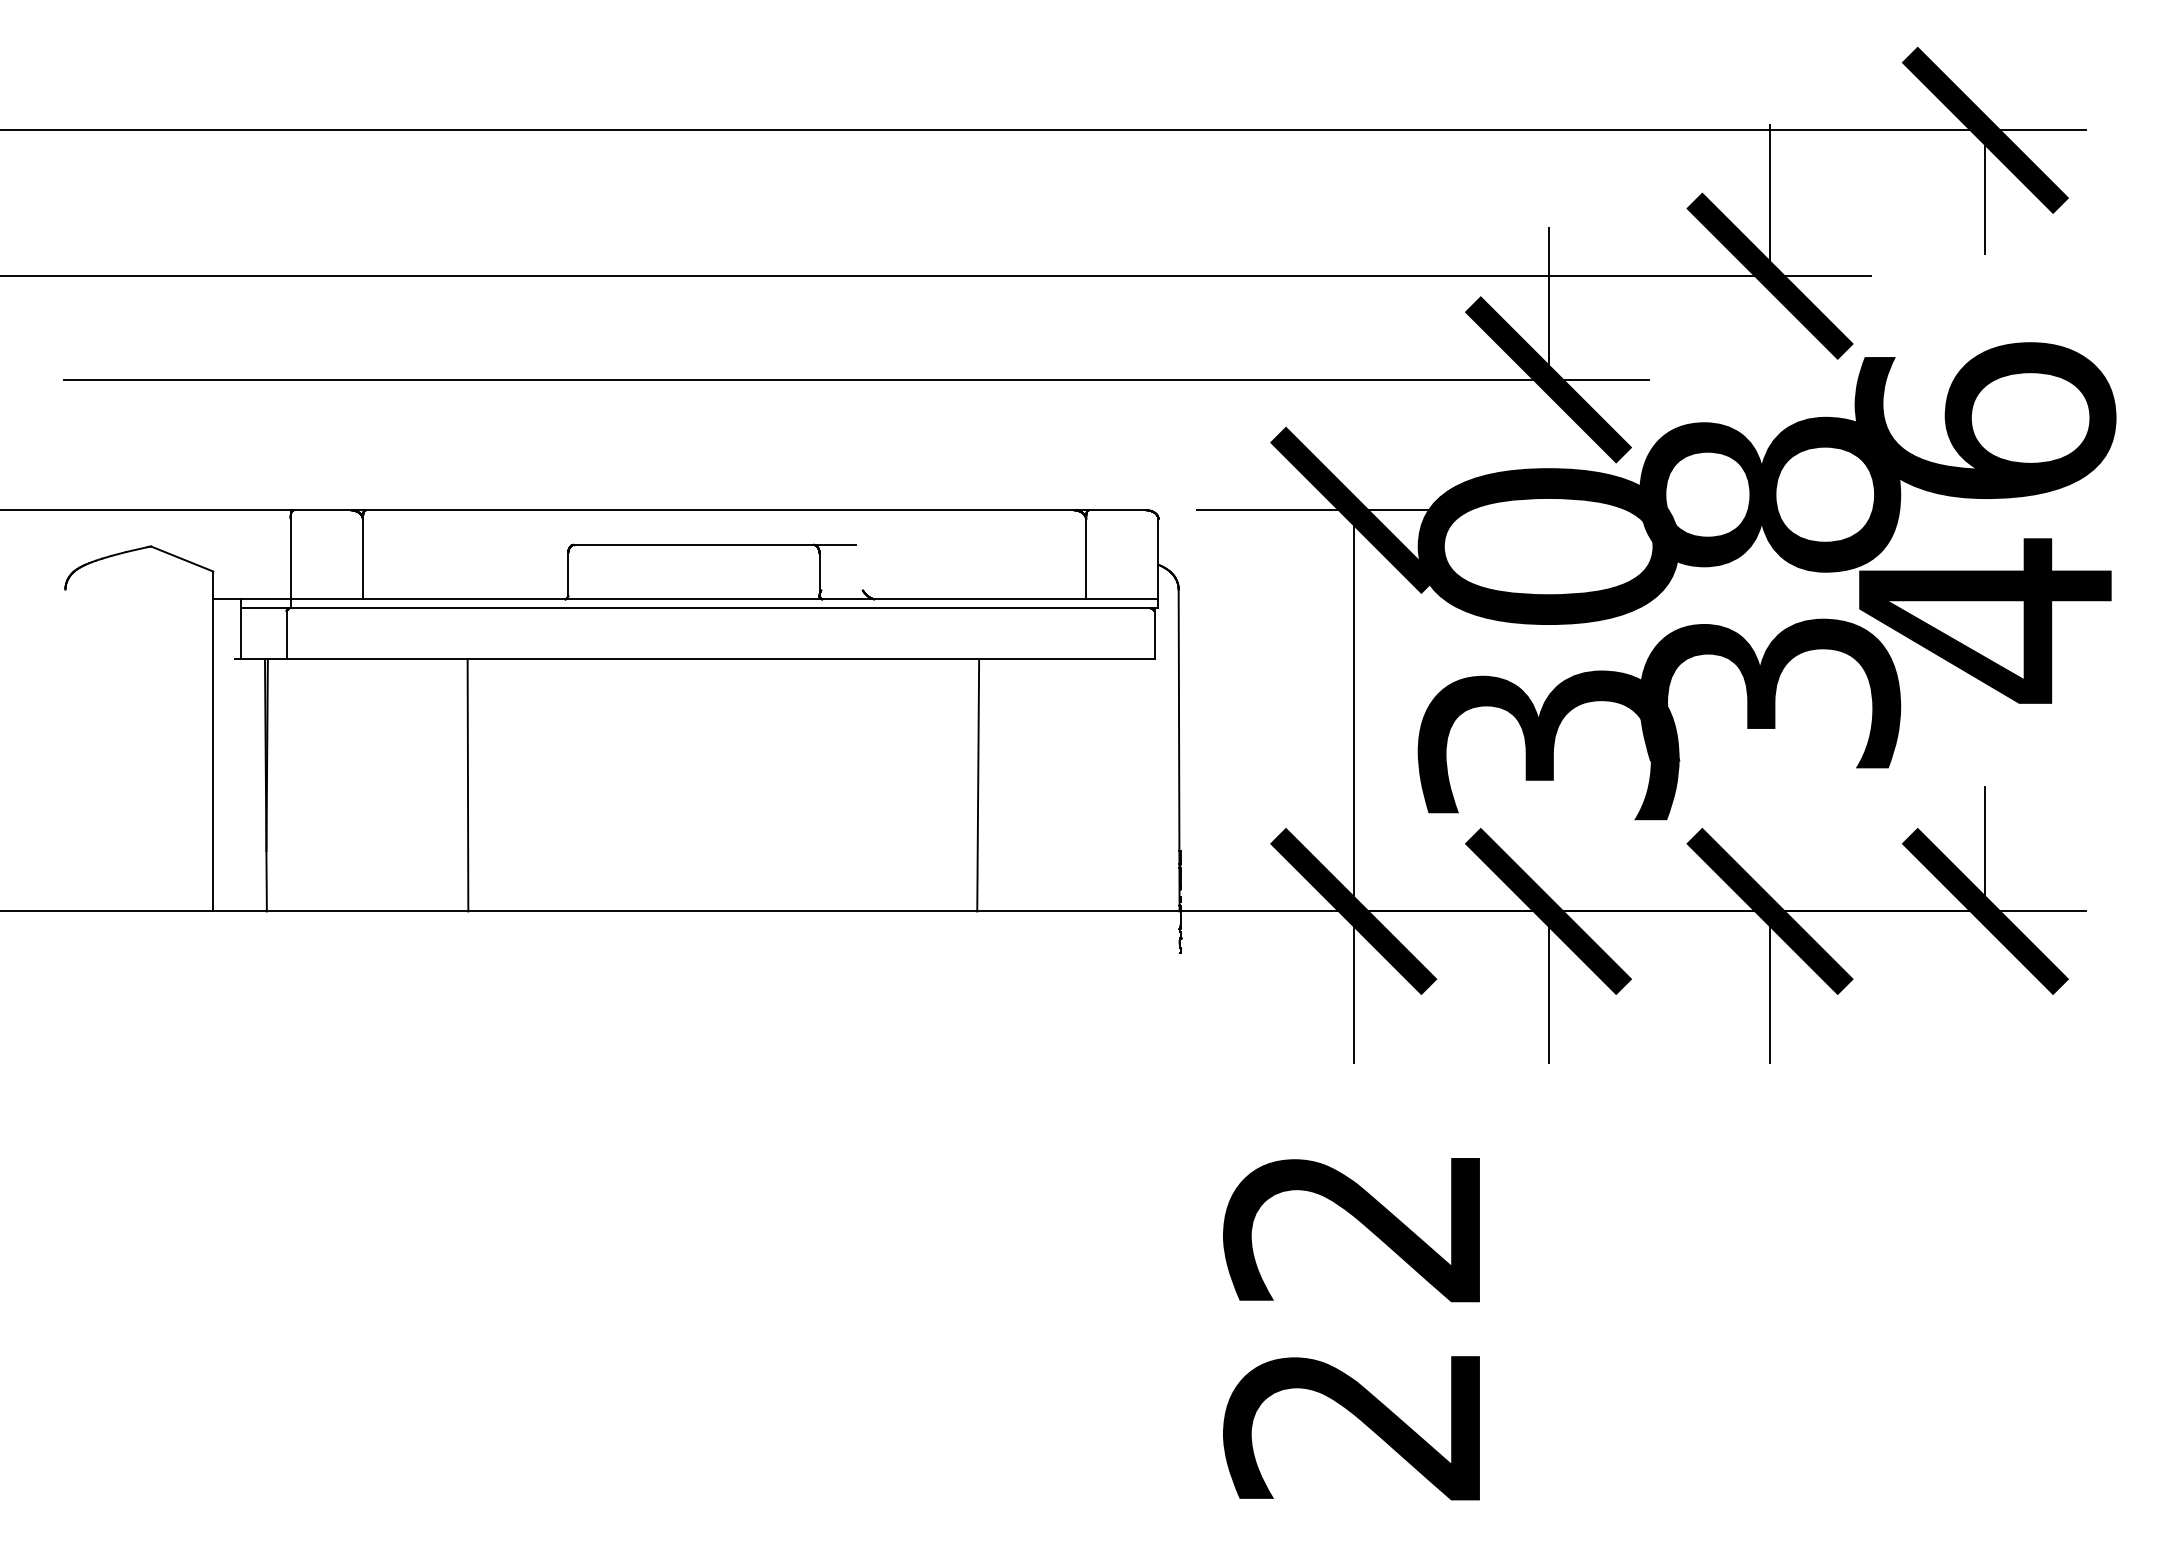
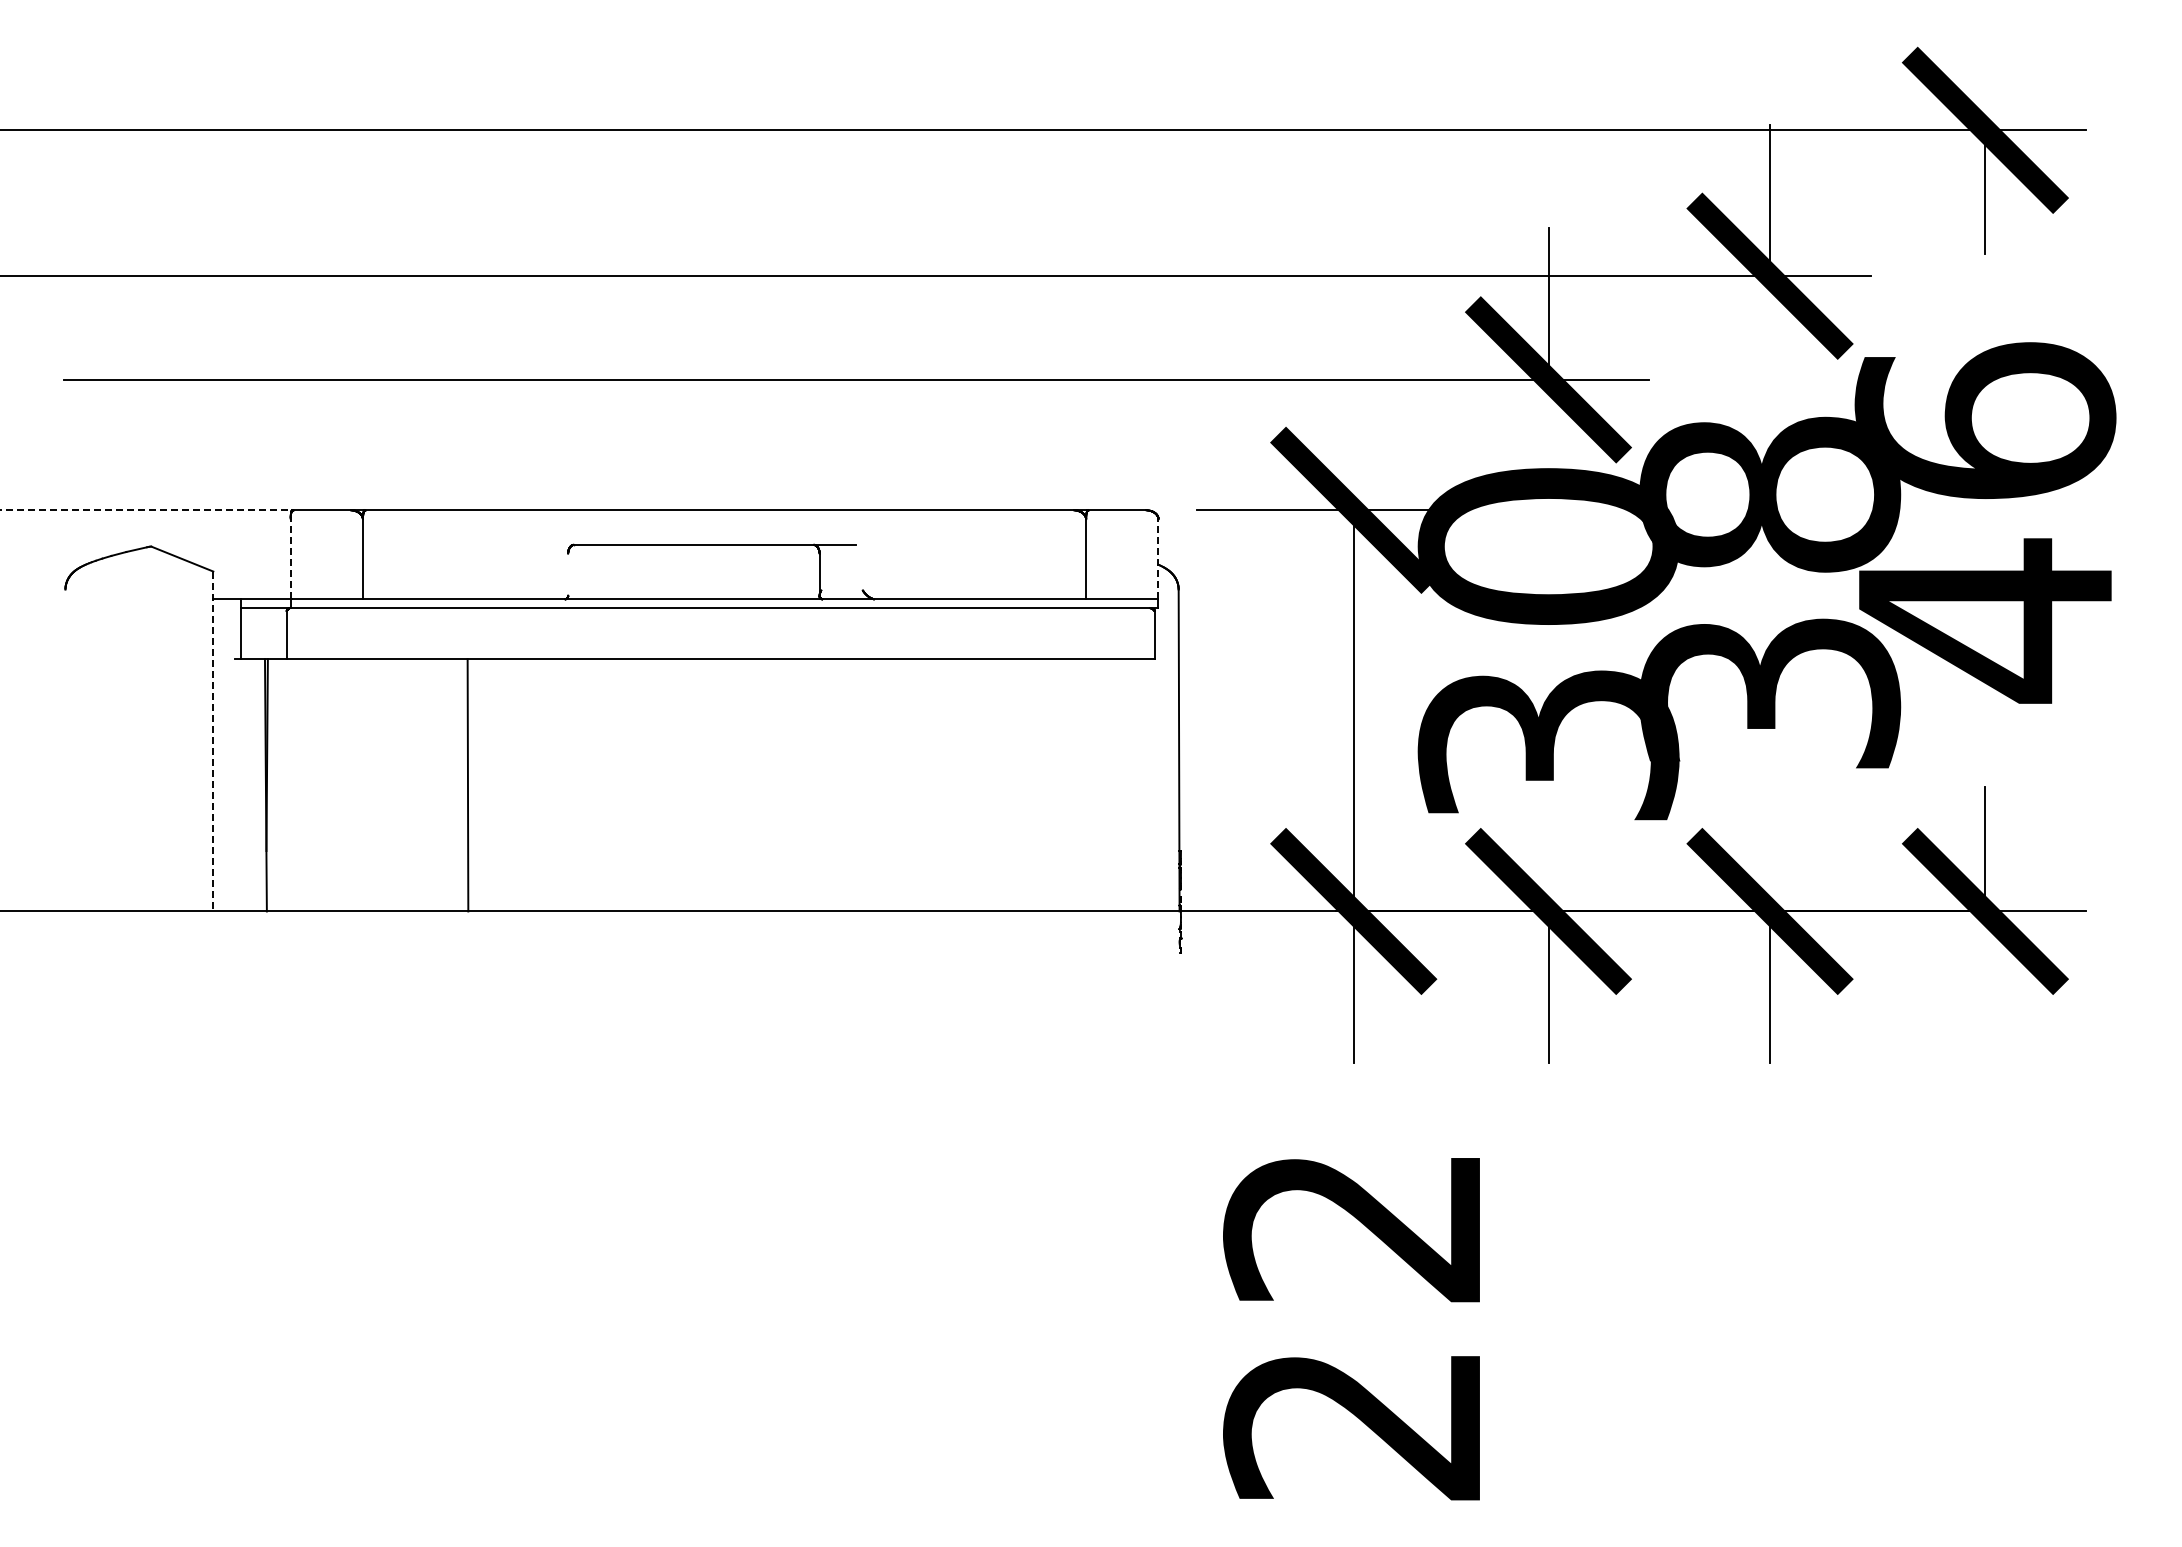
line: solid -> dashed (146, 510)
line: solid -> dashed (290, 558)
line: solid -> dashed (1158, 558)
line: present -> none (568, 574)
line: solid -> dashed (213, 741)
line: present -> none (978, 785)
